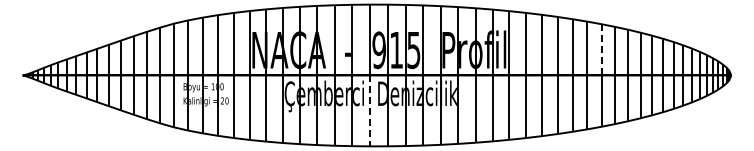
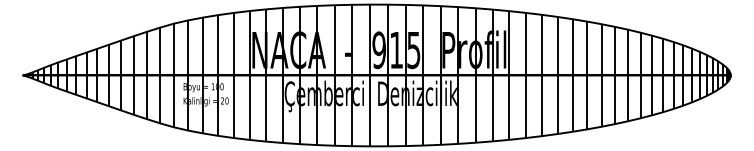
line: dashed -> solid (601, 49)
line: dashed -> solid (370, 111)
